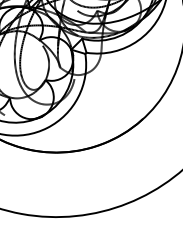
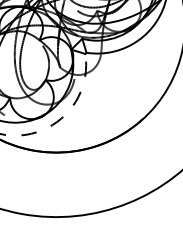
arc: solid -> dashed (64, 116)
